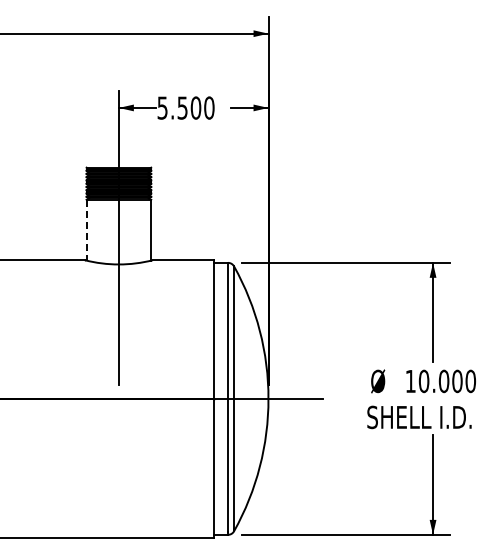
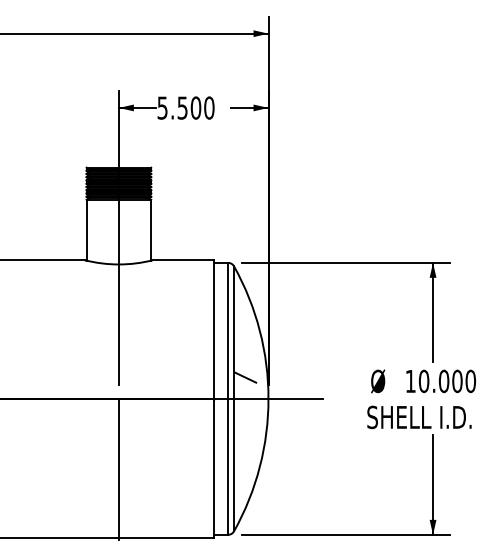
line: dashed -> solid (86, 230)
line: none -> present (245, 377)
line: none -> present (118, 469)
